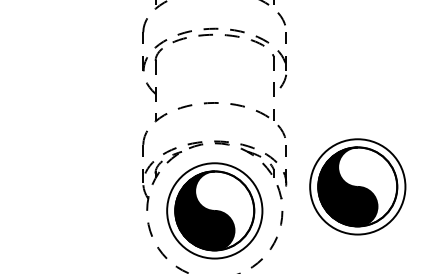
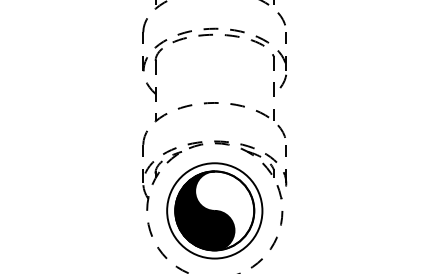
part: present -> none (357, 186)
